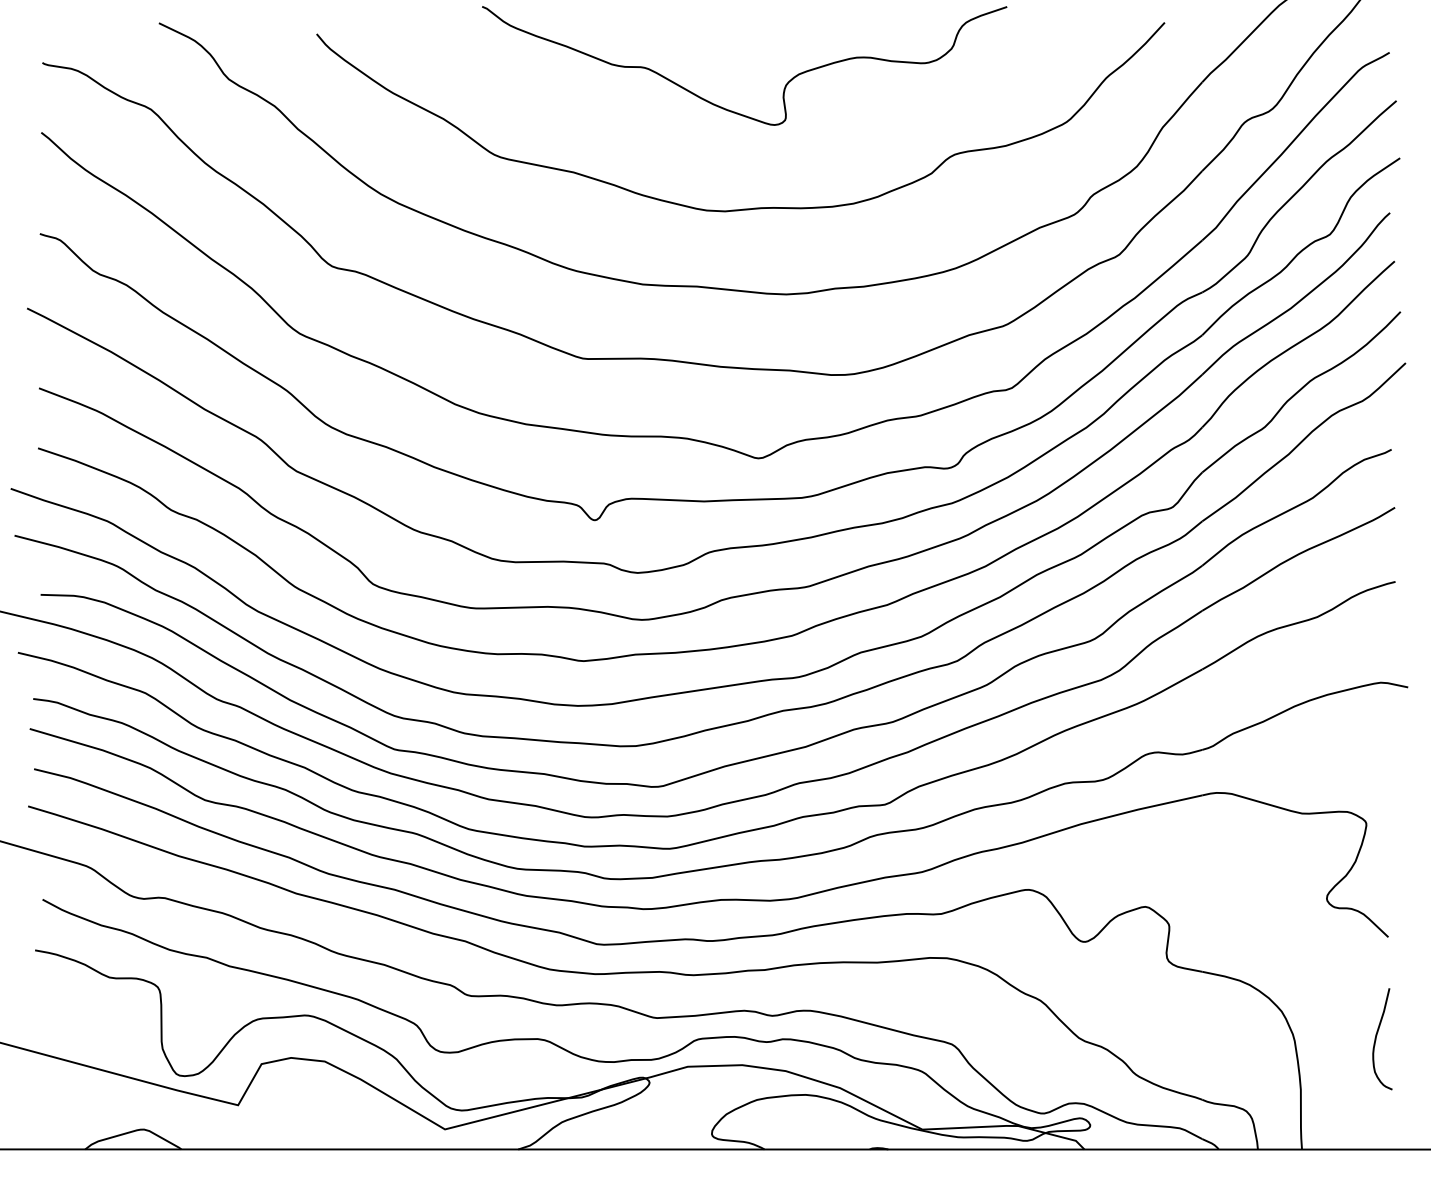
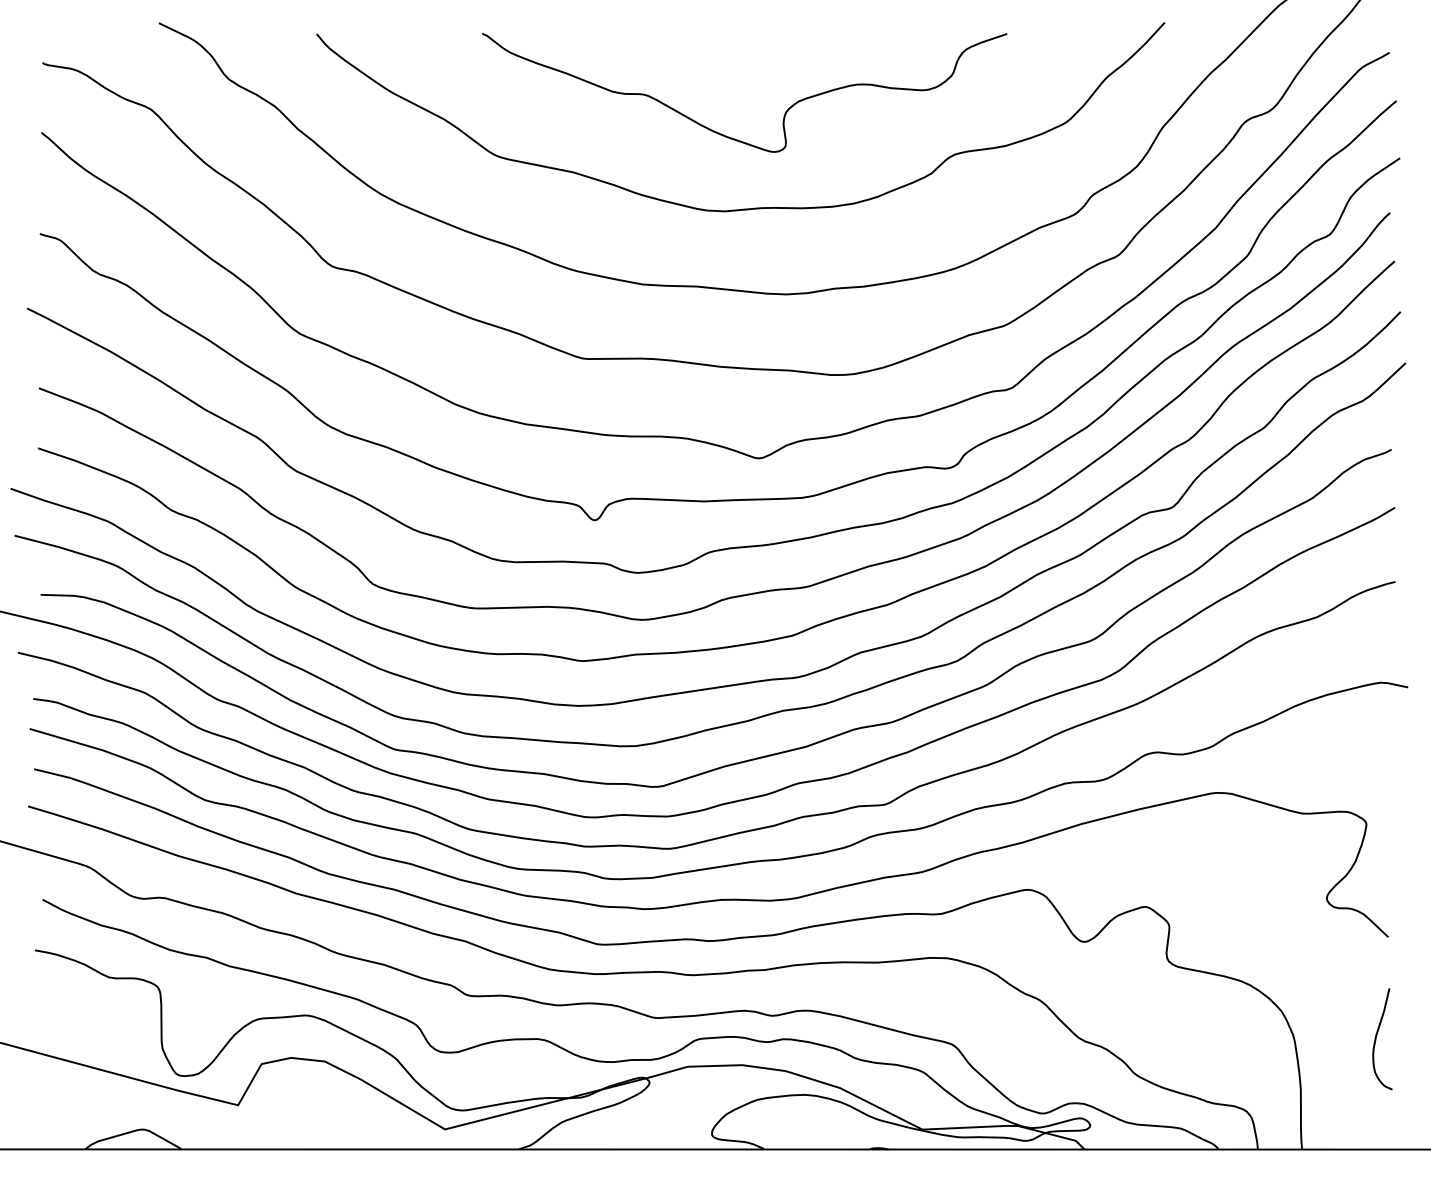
curve position: (784, 86) -> (784, 113) (784, 113)
